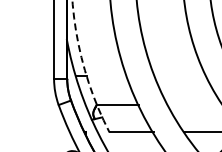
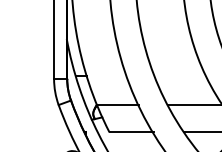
arc: dashed -> solid (84, 68)
line: none -> present (193, 104)
